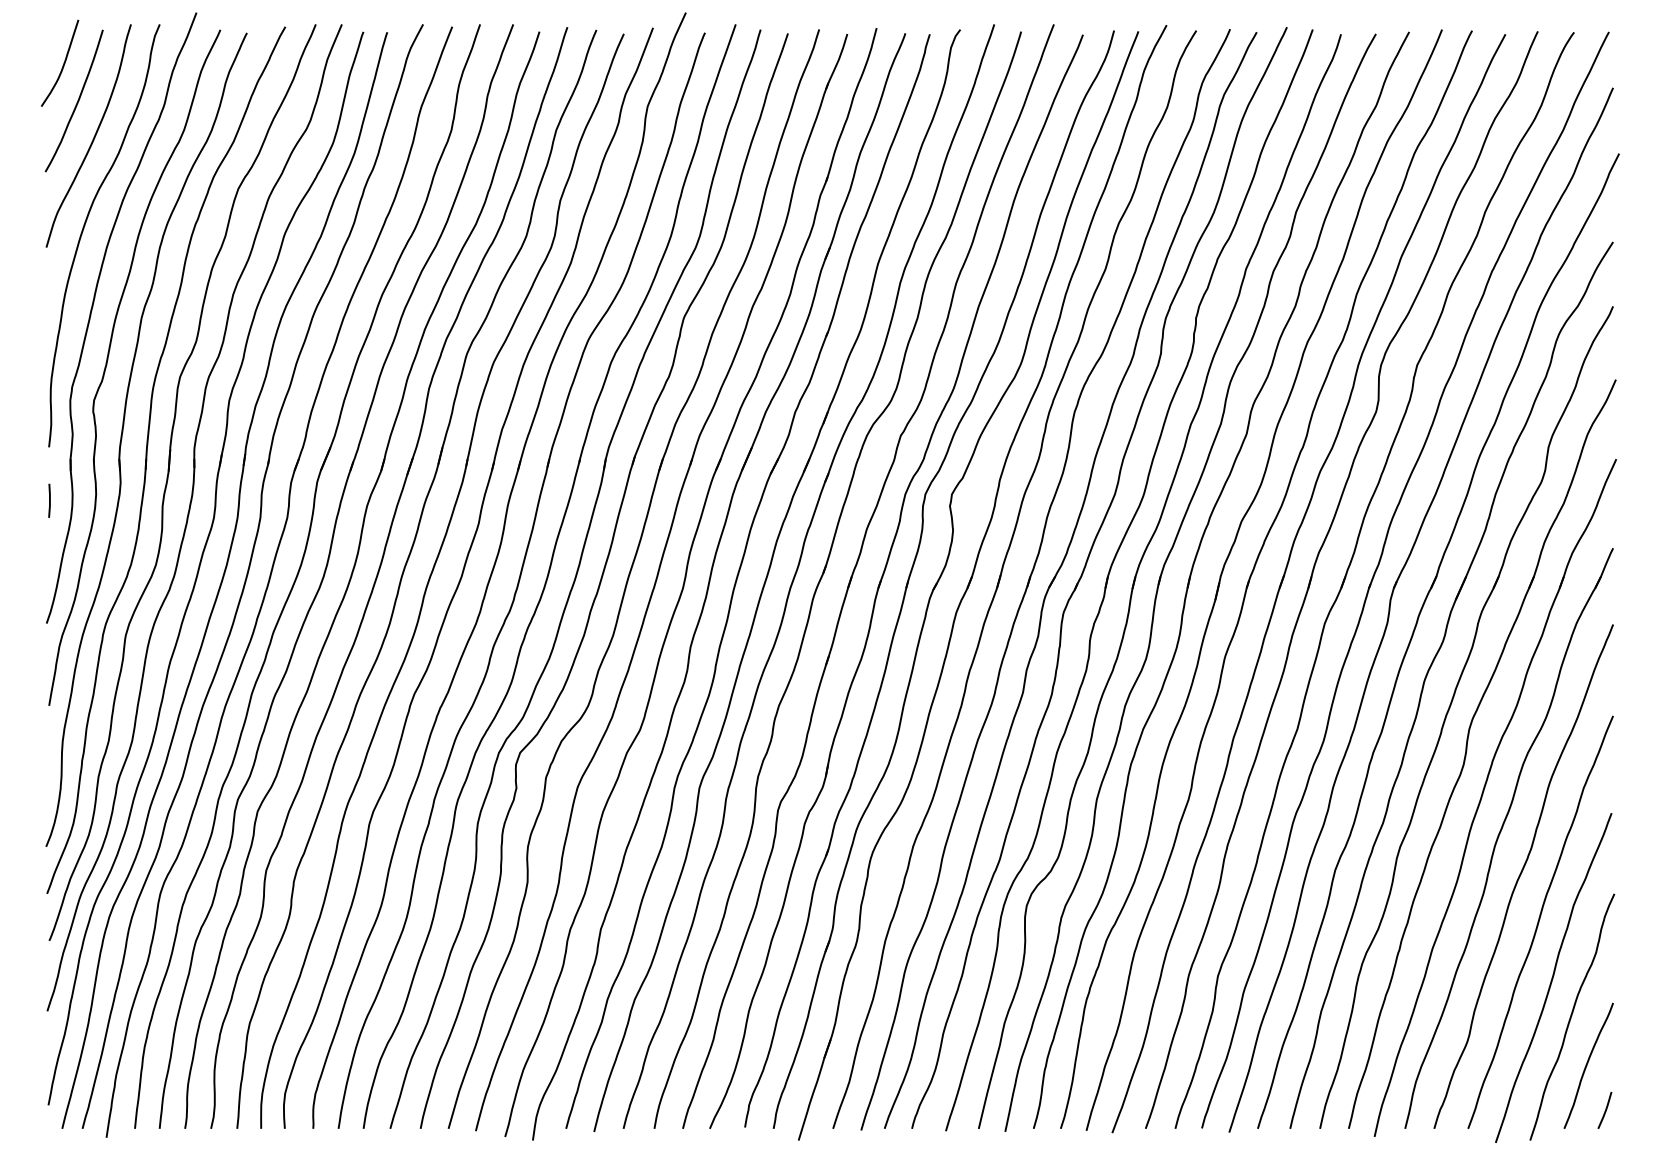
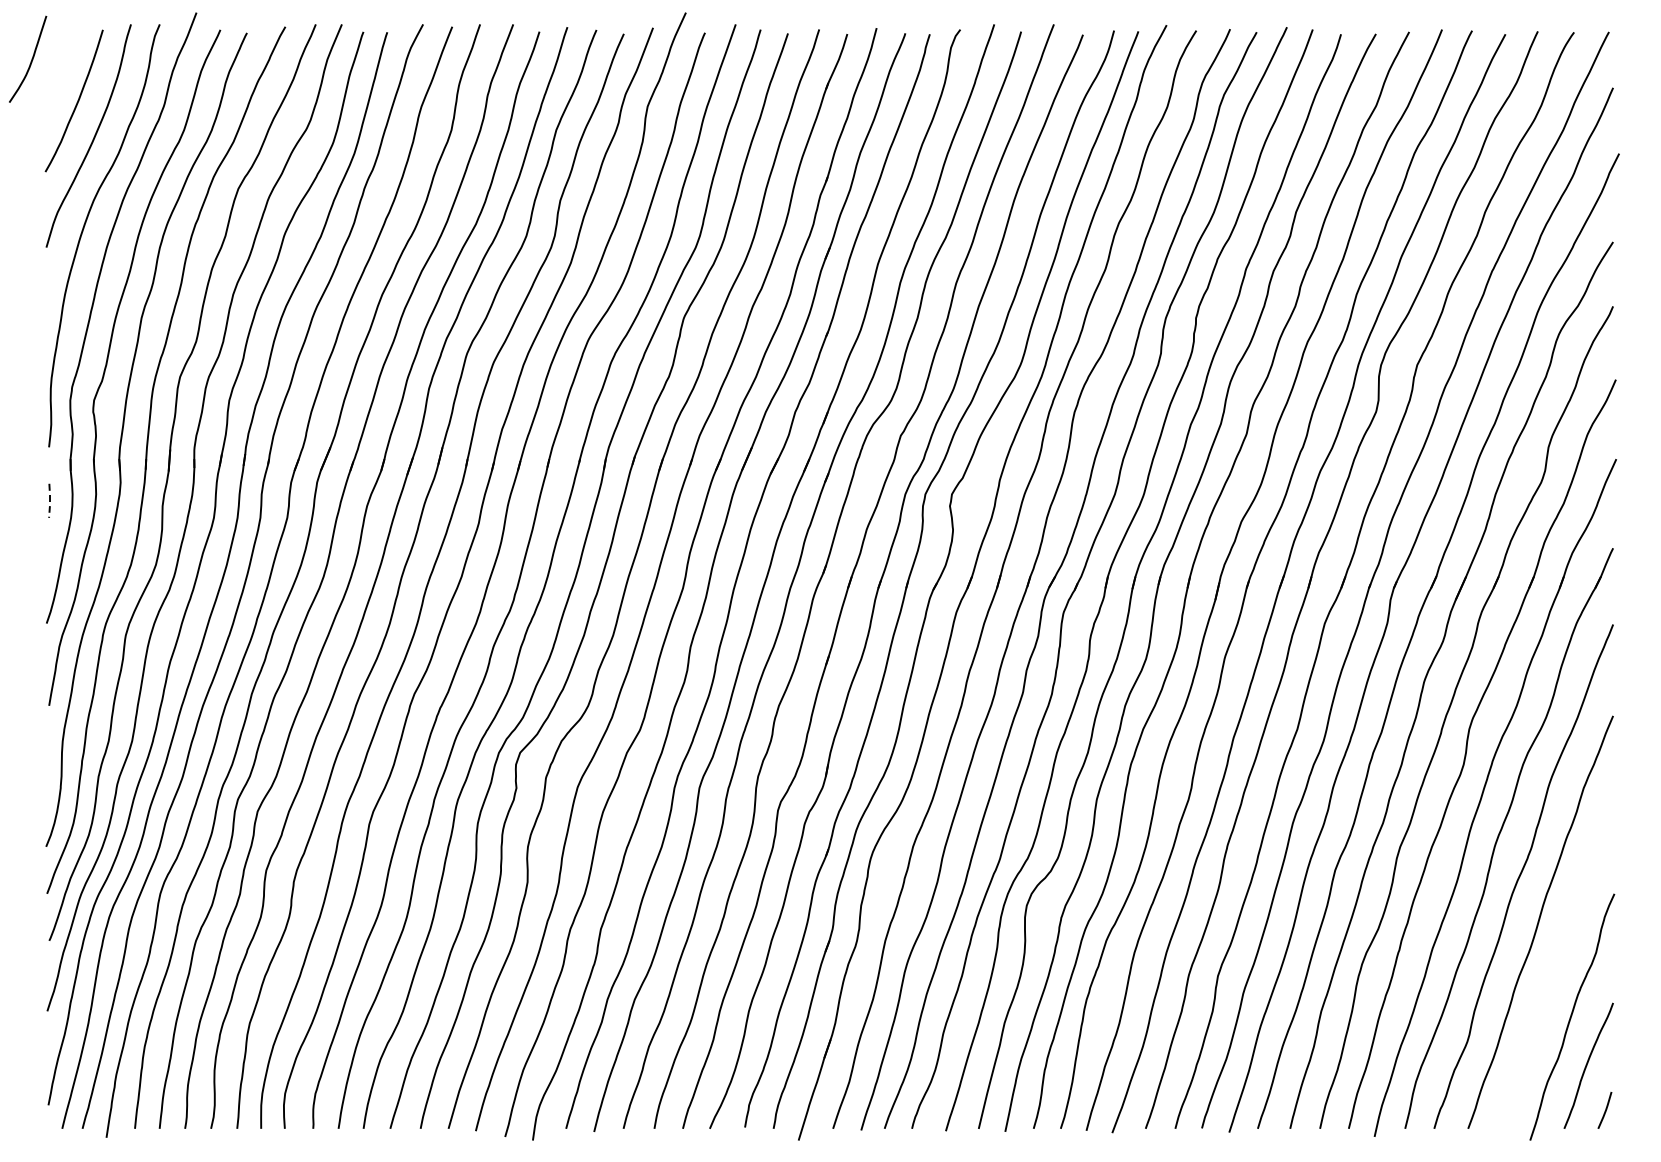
curve position: (63, 62) -> (31, 58) (31, 58)
line: solid -> dashed (49, 501)
curve: present -> none (1553, 977)
